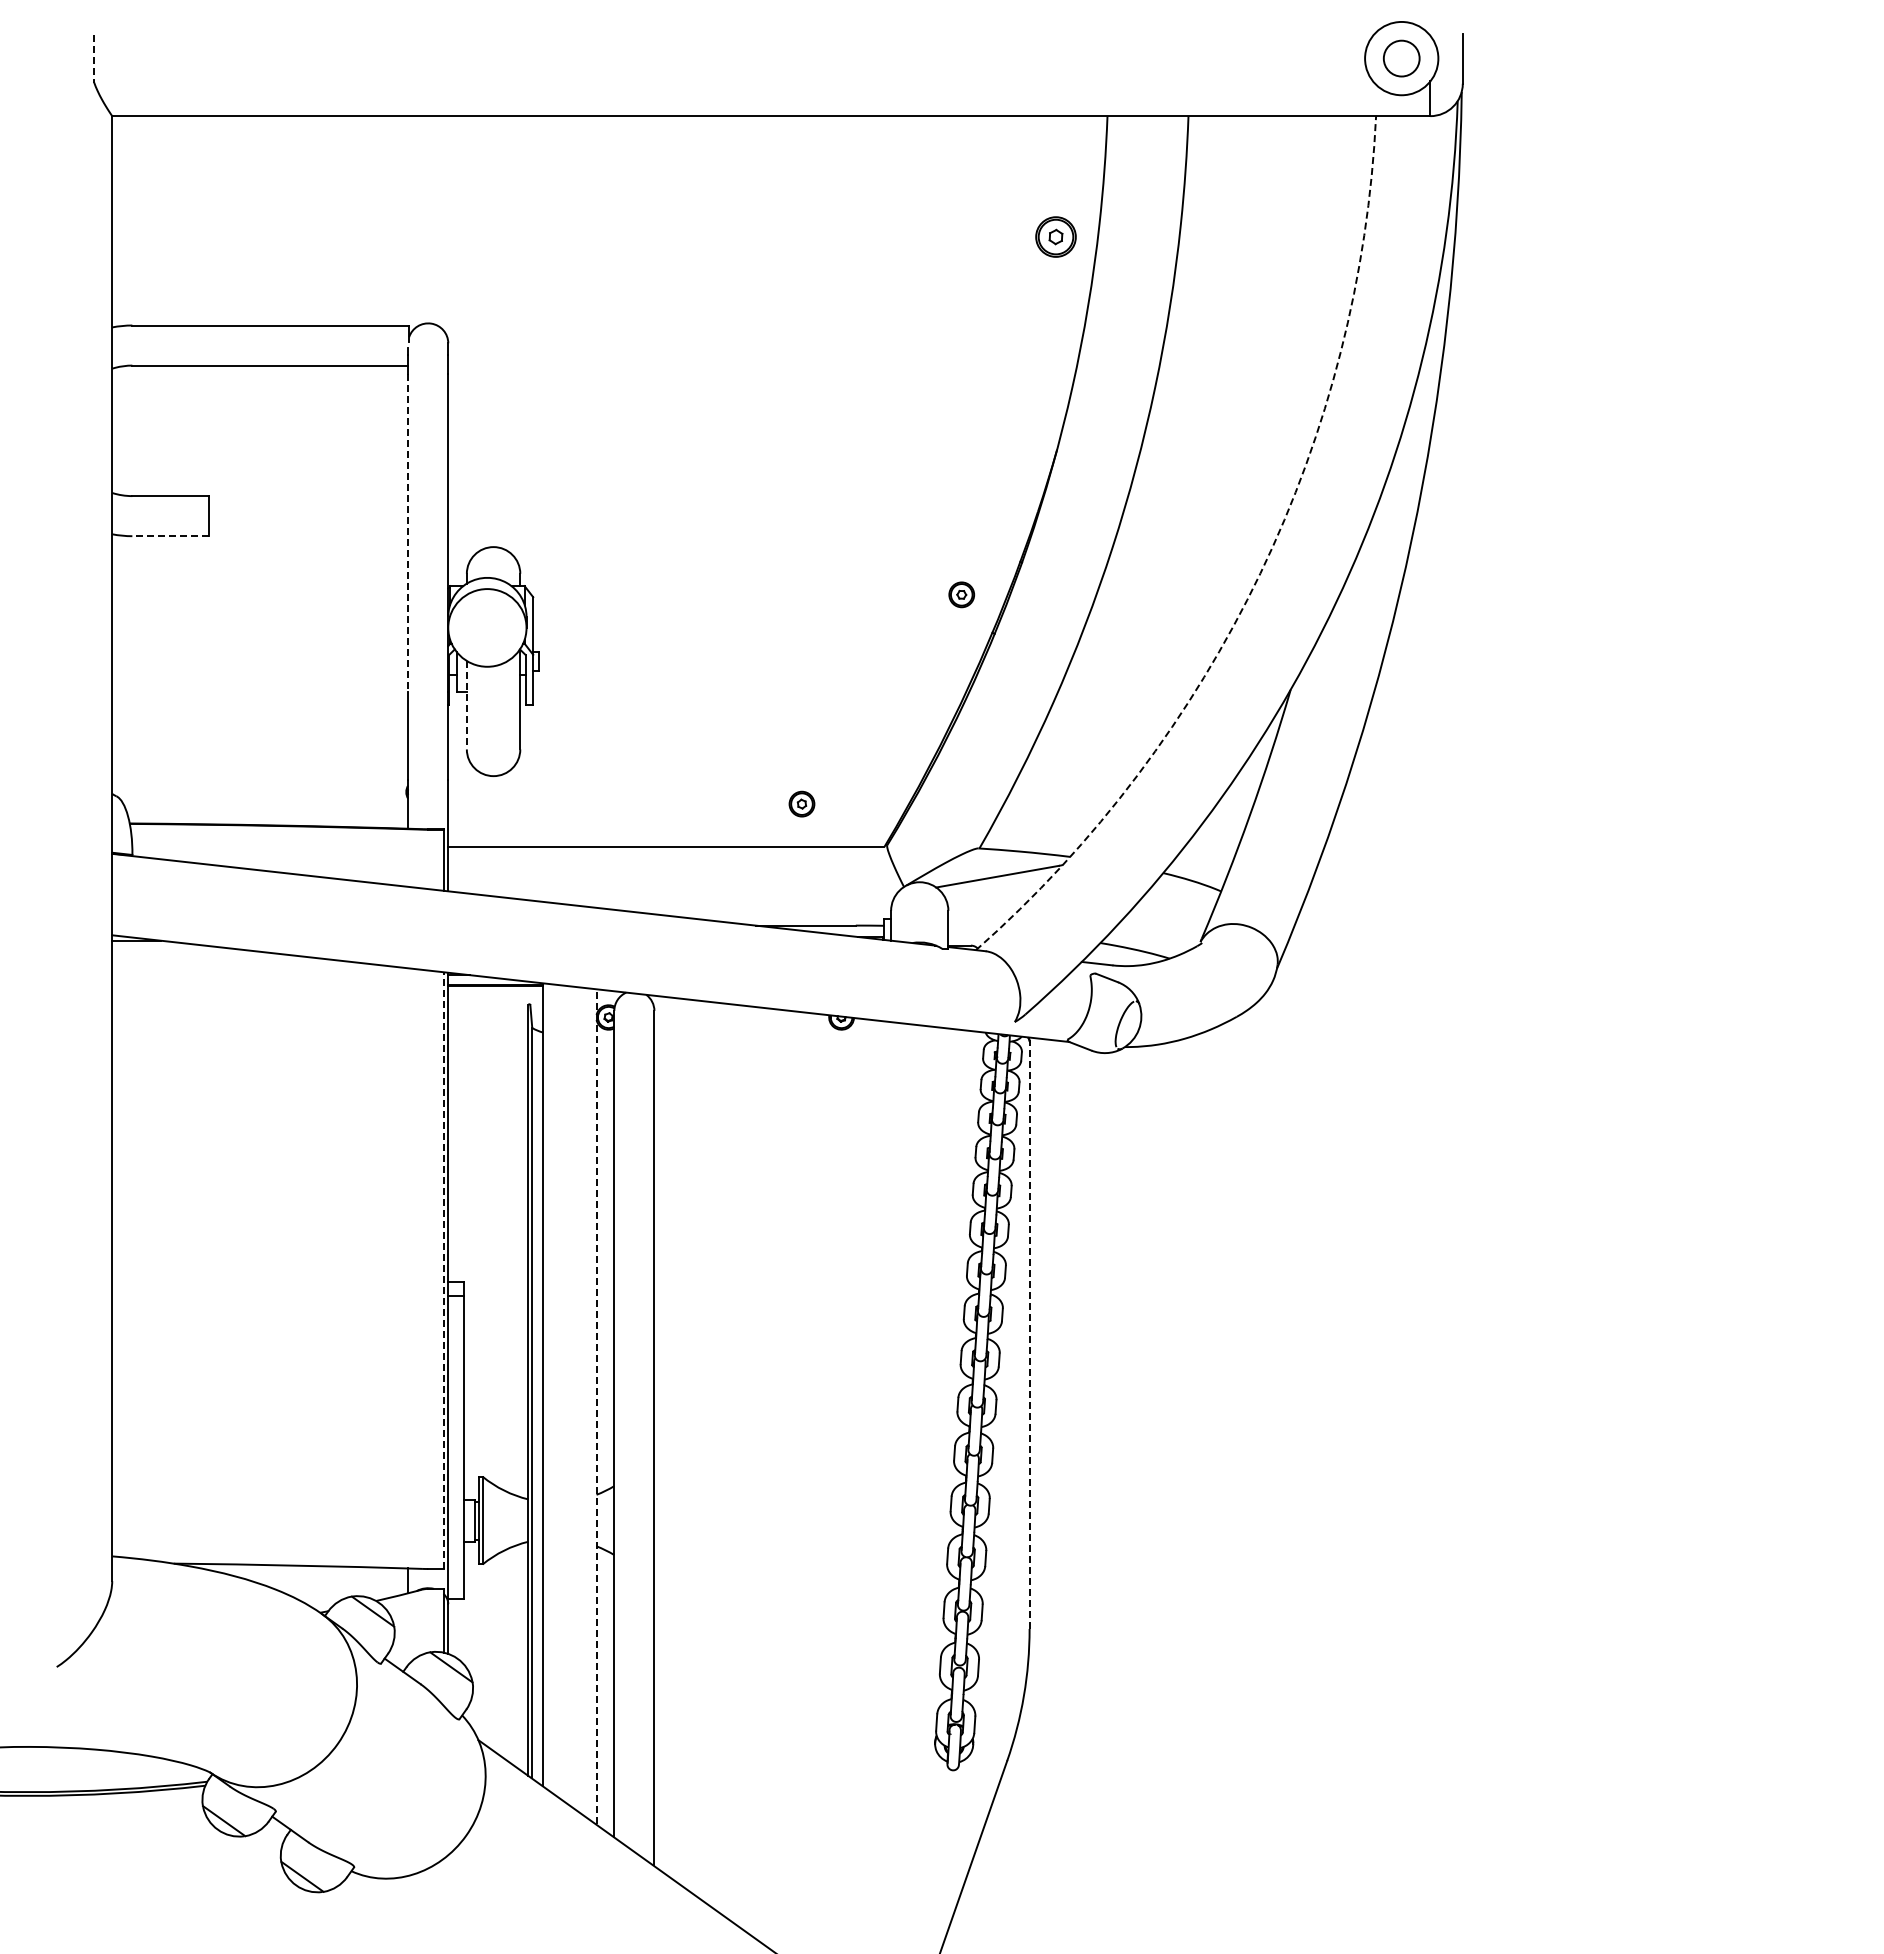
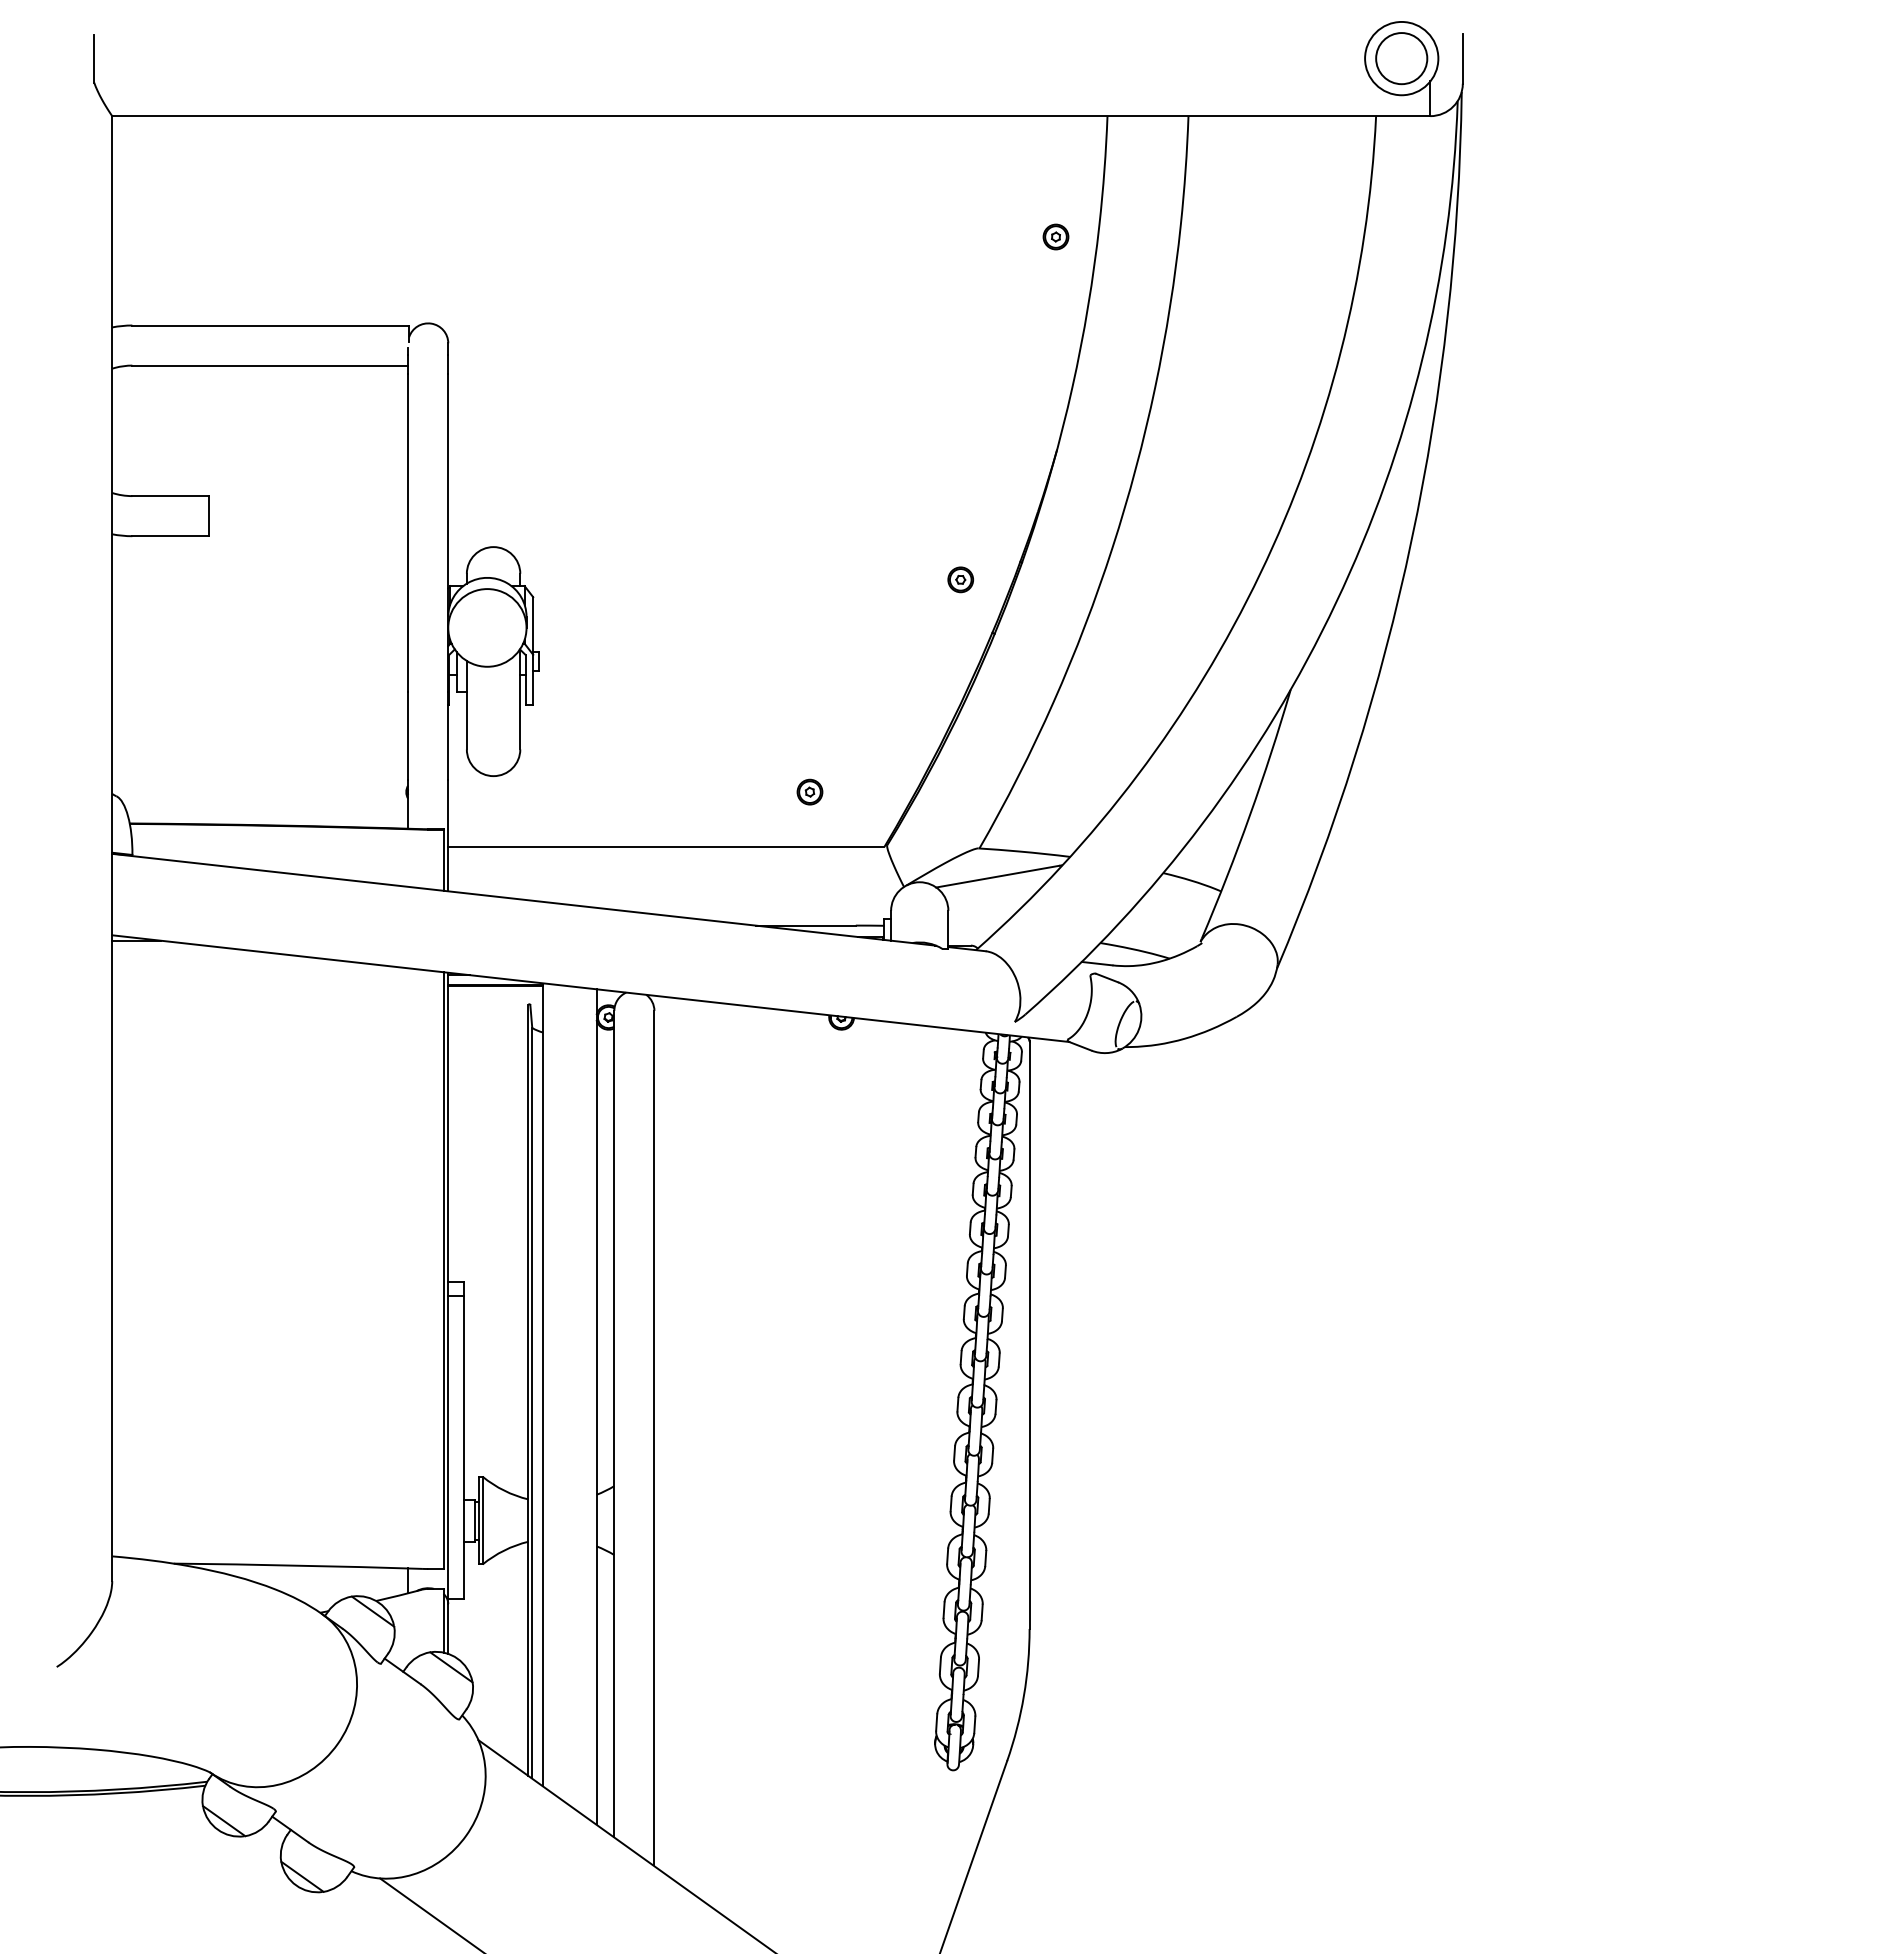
circle diameter: 36 px -> 51 px (1401, 58)
line: dashed -> solid (94, 59)
part size: 42x42 px -> 28x28 px (1055, 236)
line: dashed -> solid (408, 533)
line: dashed -> solid (170, 536)
arc: dashed -> solid (1260, 573)
part position: (961, 594) -> (960, 579) (960, 579)
line: dashed -> solid (466, 705)
part position: (801, 803) -> (809, 791) (809, 791)
line: dashed -> solid (443, 1270)
line: dashed -> solid (1029, 1335)
line: dashed -> solid (596, 1406)
line: none -> present (430, 1914)
